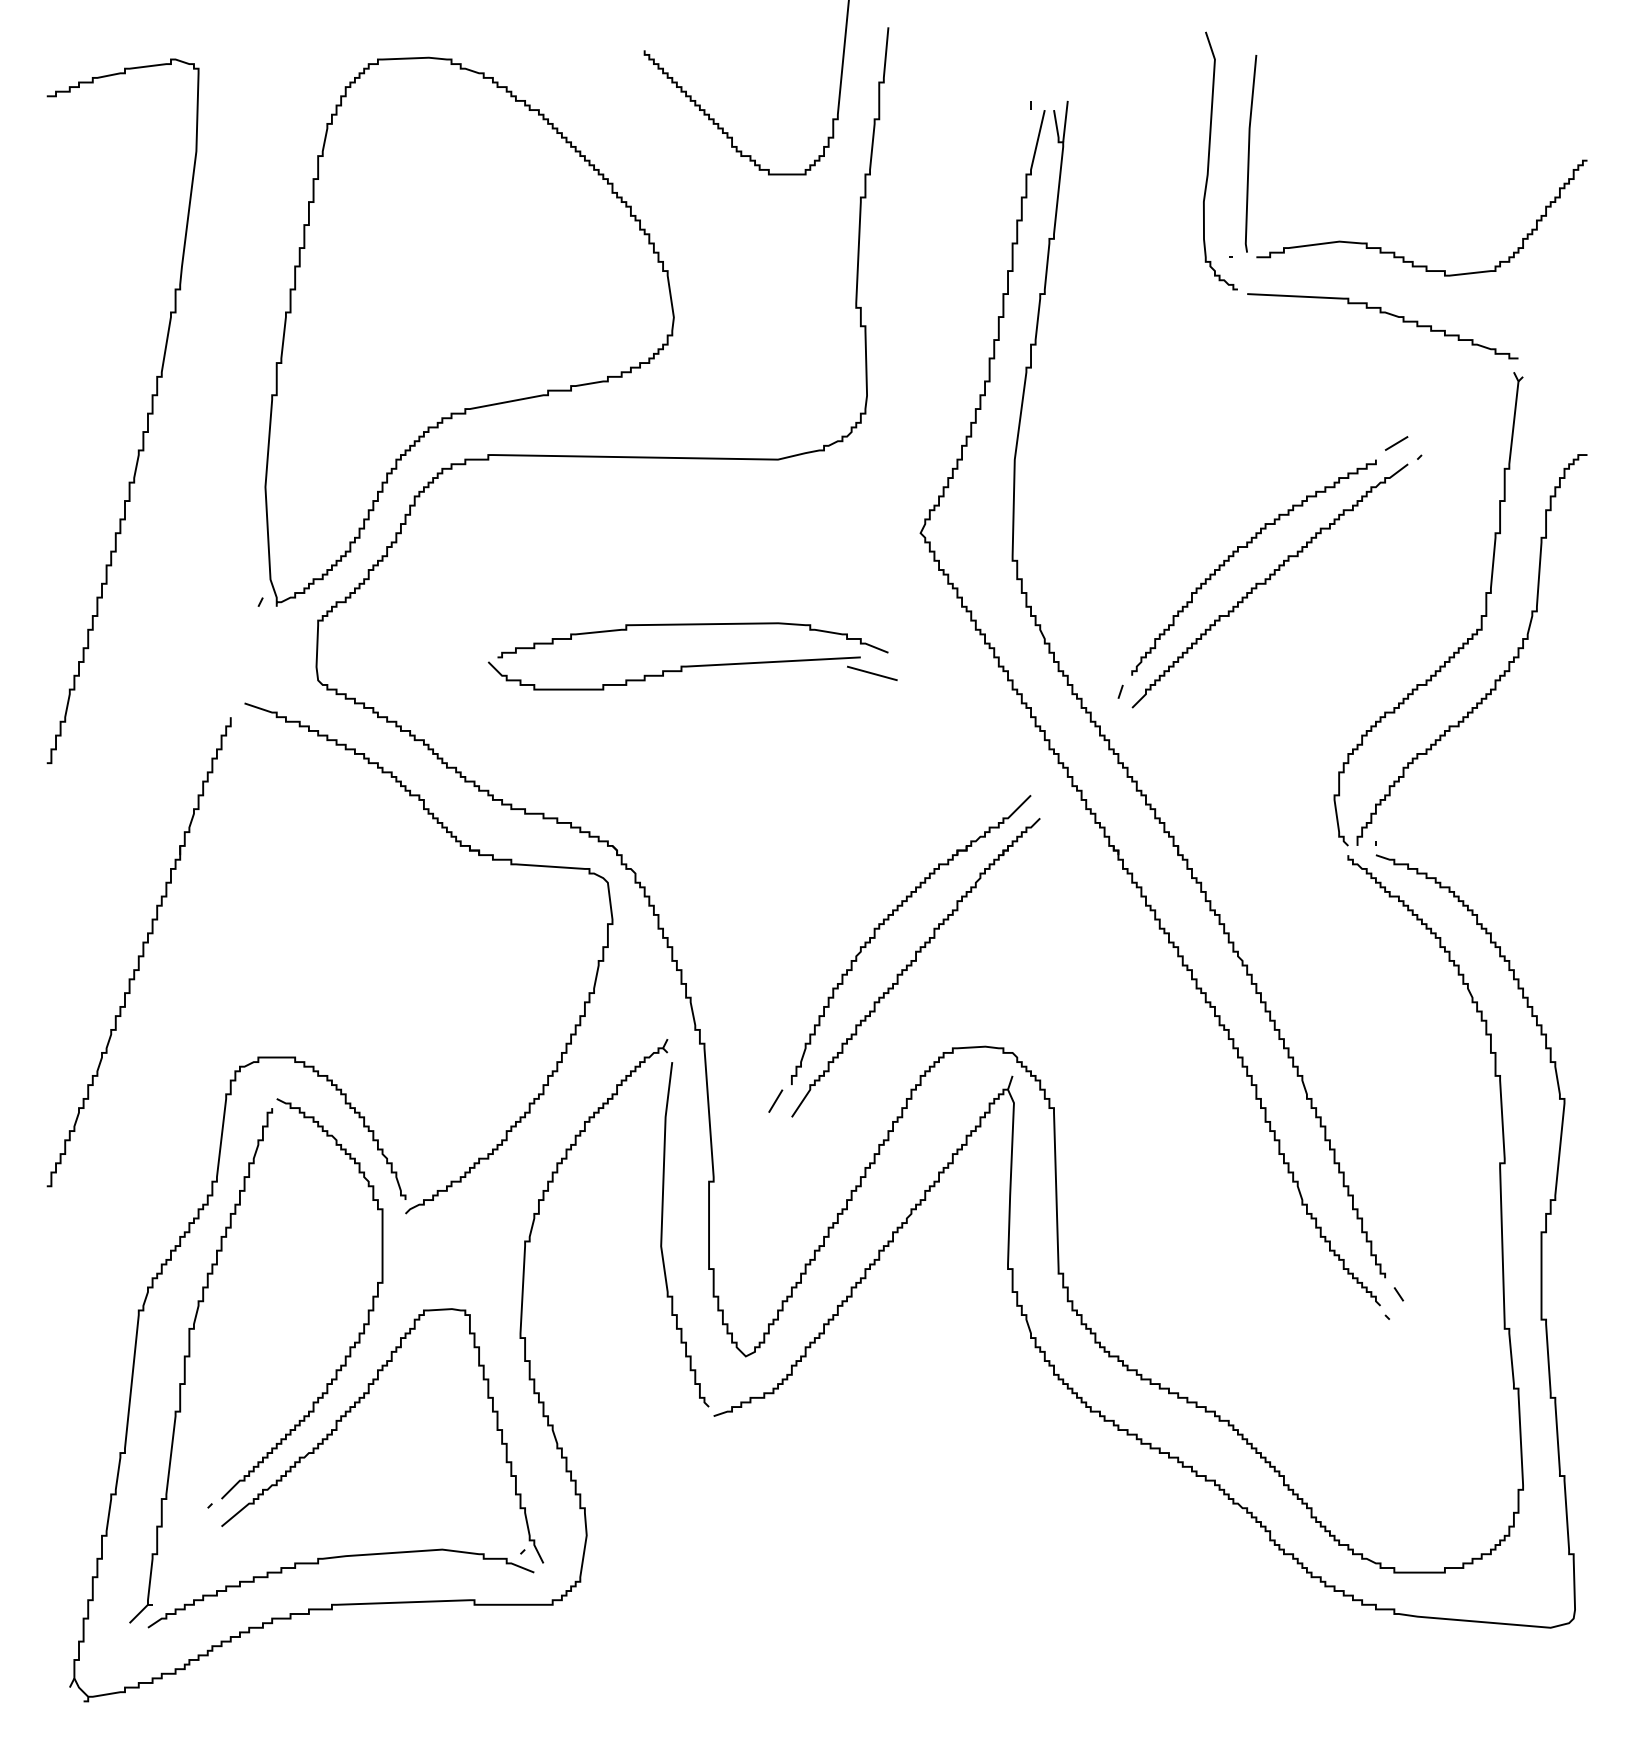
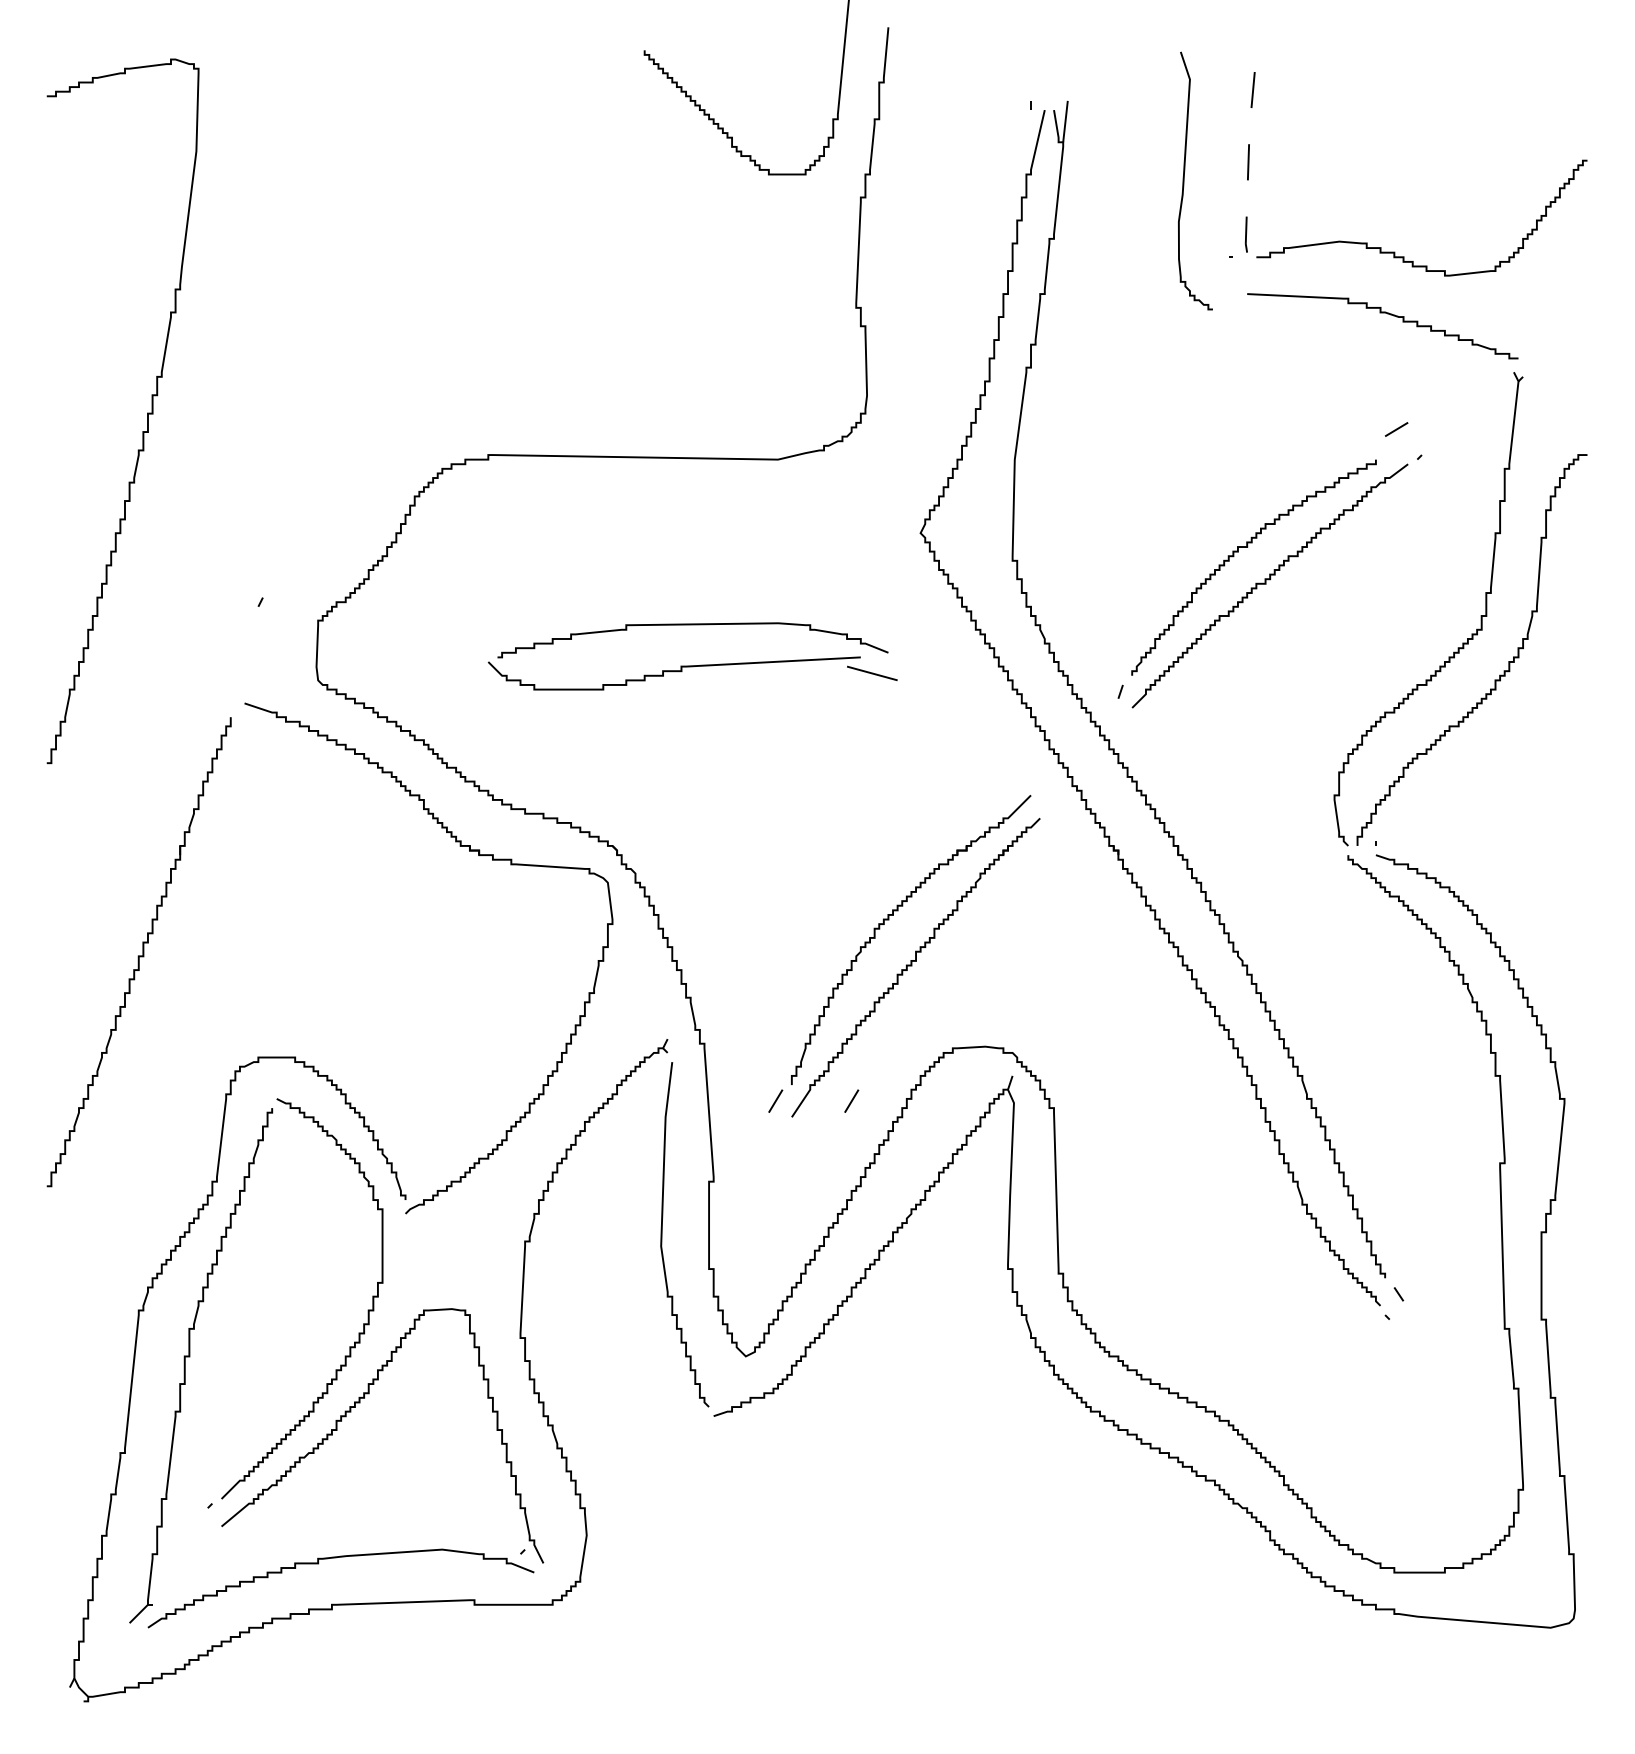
line: solid -> dashed (1248, 153)
curve position: (1209, 160) -> (1184, 180) (1184, 180)
curve: present -> none (482, 405)
line position: (1396, 443) -> (1396, 429) (1396, 429)
line: none -> present (851, 1100)
